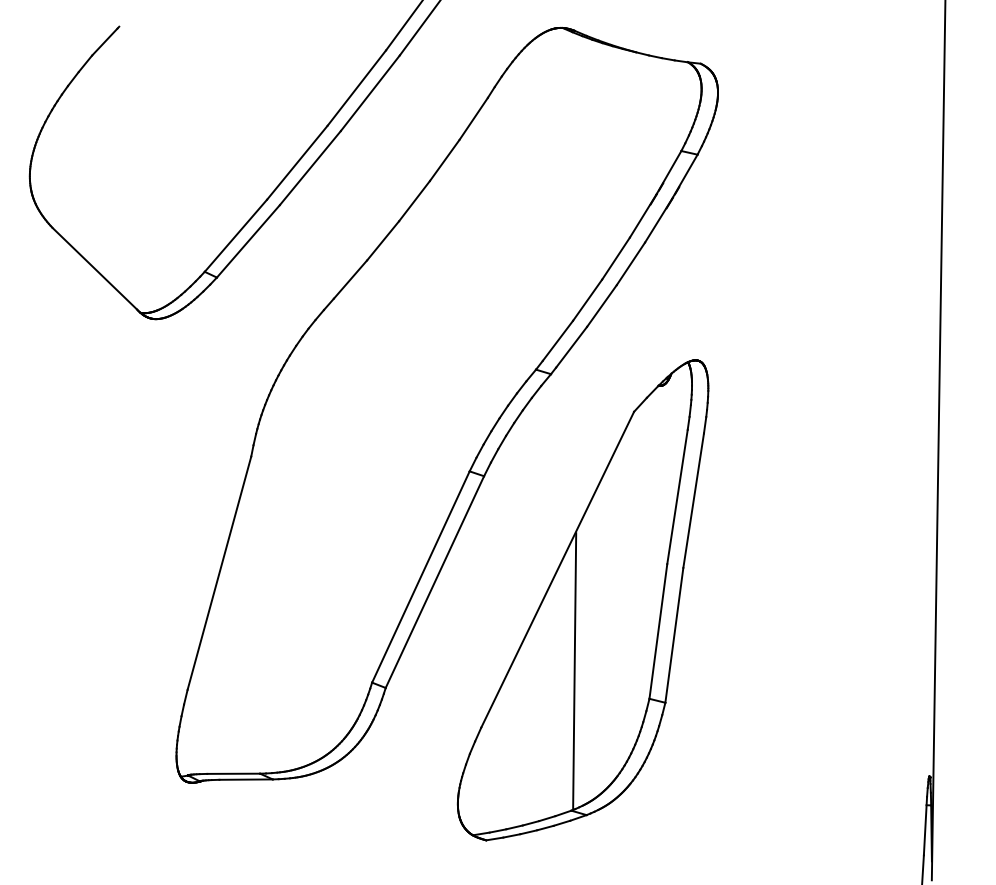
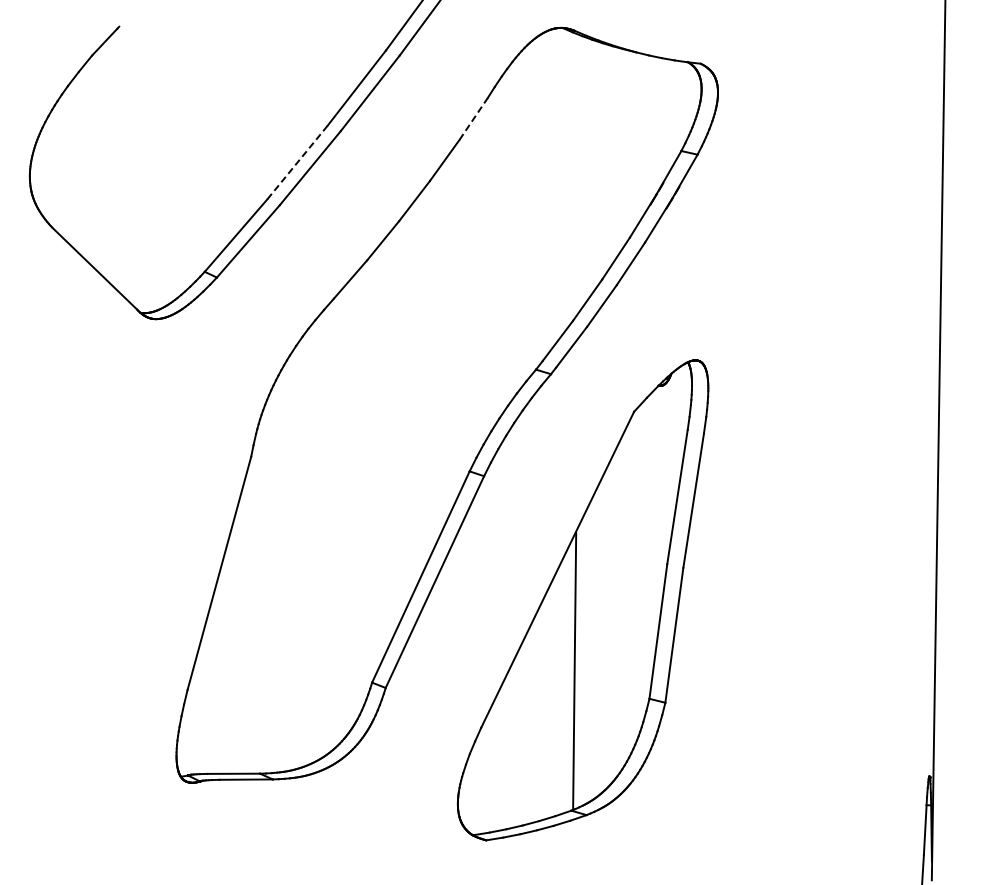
line: solid -> dashed (473, 118)
line: solid -> dashed (297, 162)
